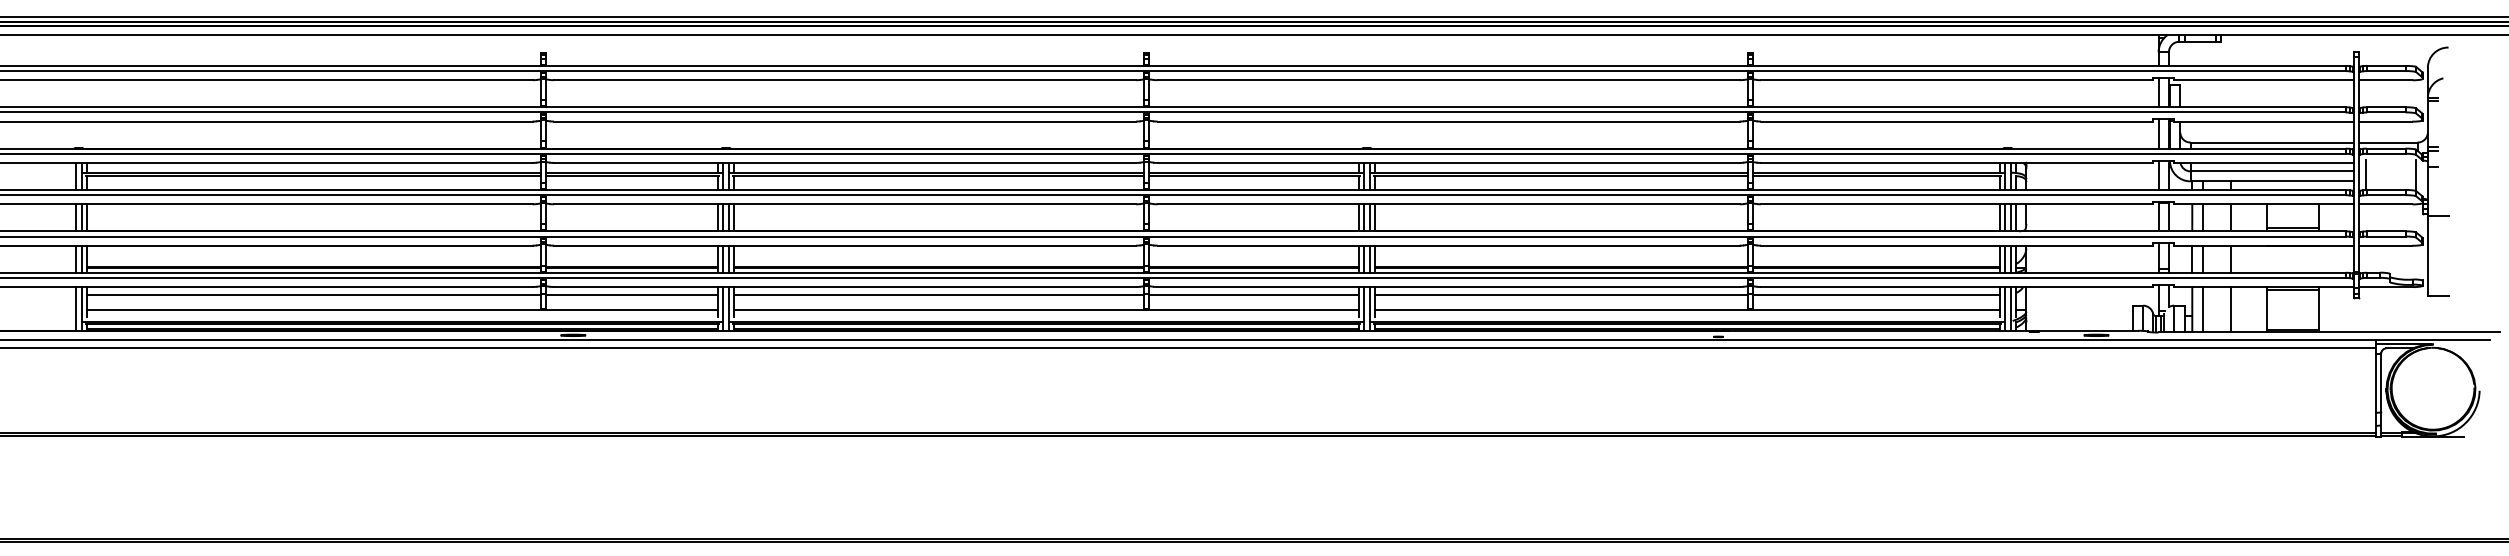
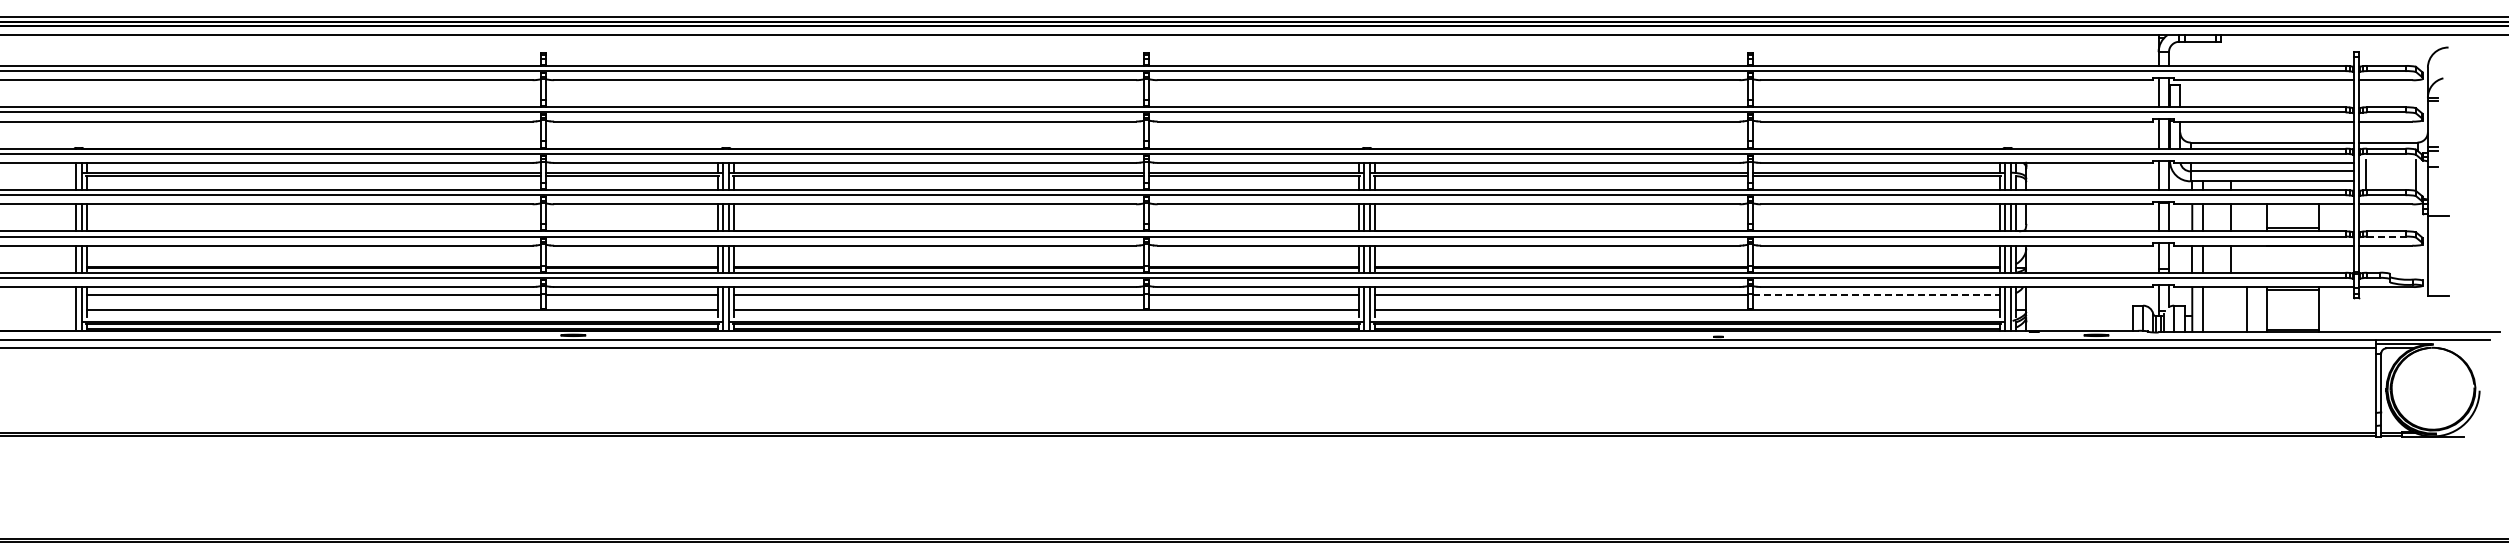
line: solid -> dashed (2386, 236)
line: solid -> dashed (1876, 295)
line position: (2231, 309) -> (2247, 309) (2247, 309)
